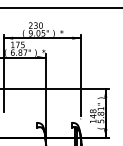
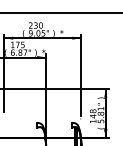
line position: (60, 8) -> (60, 13) (60, 13)
